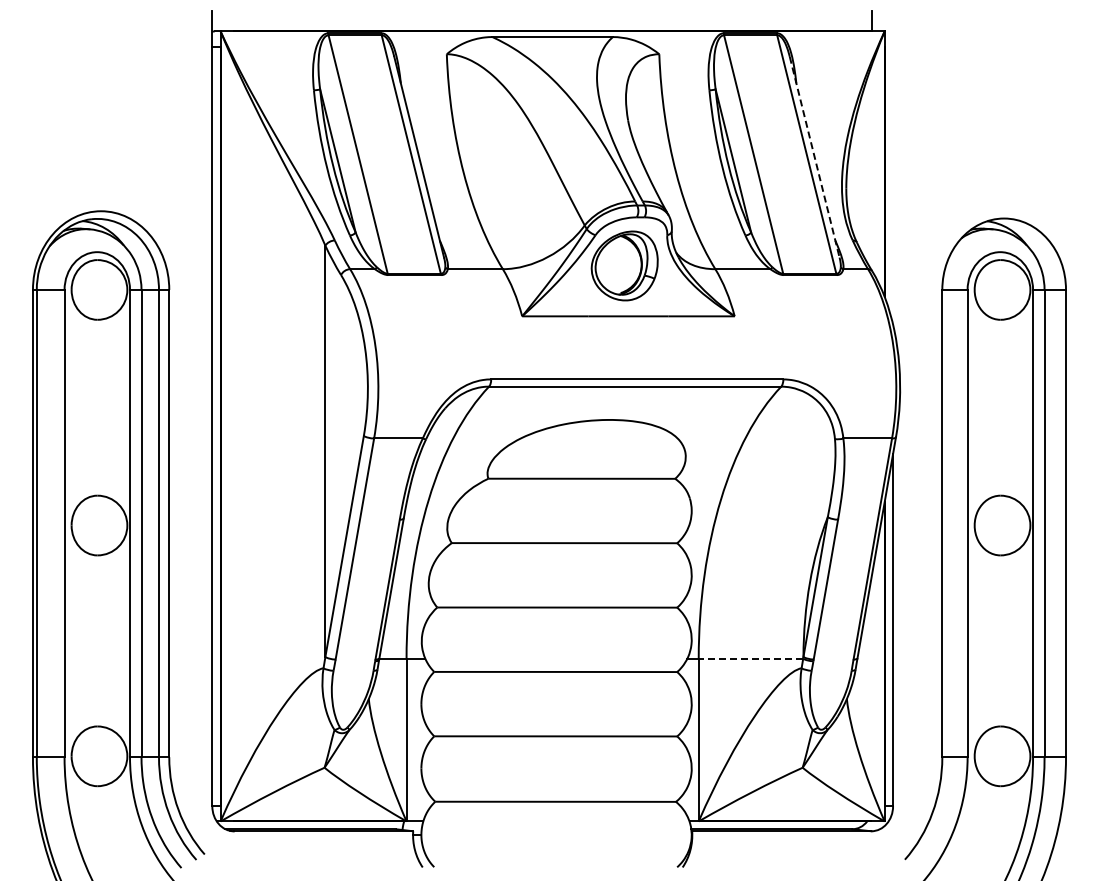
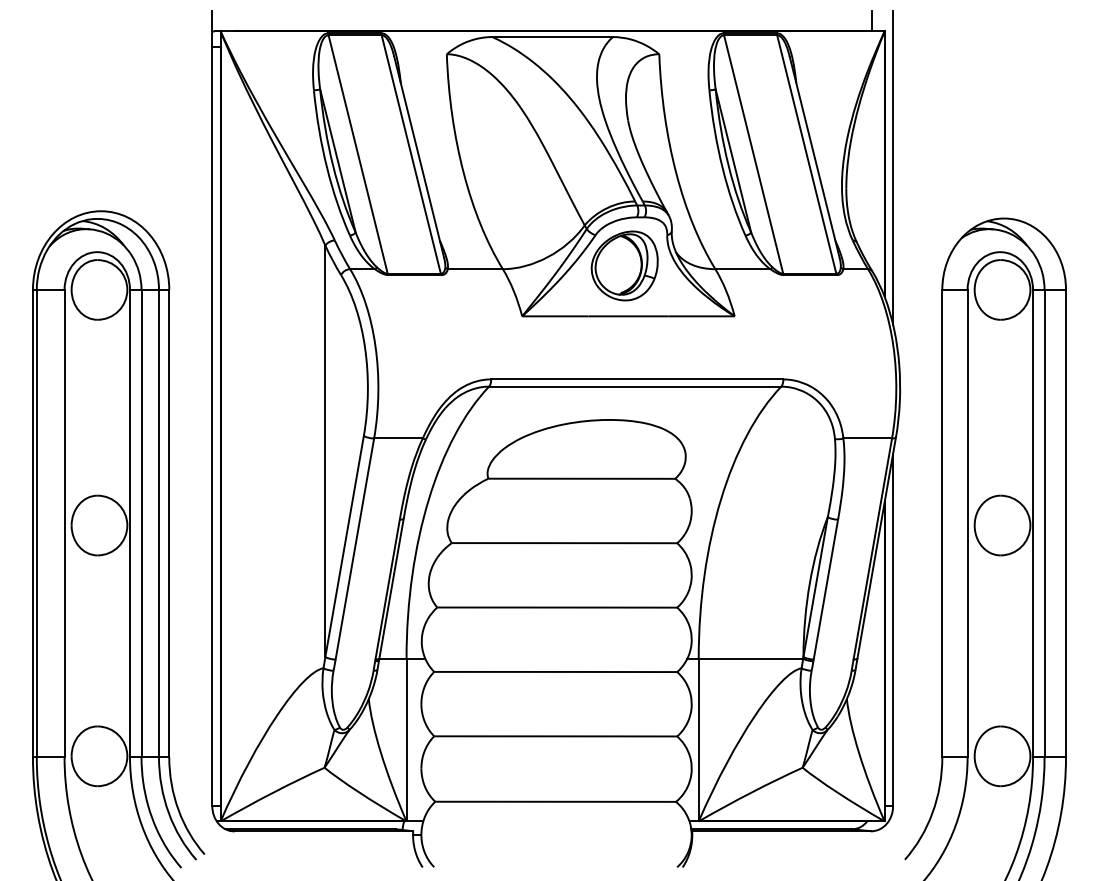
line: dashed -> solid (814, 157)
line: none -> present (893, 167)
line: dashed -> solid (750, 658)
